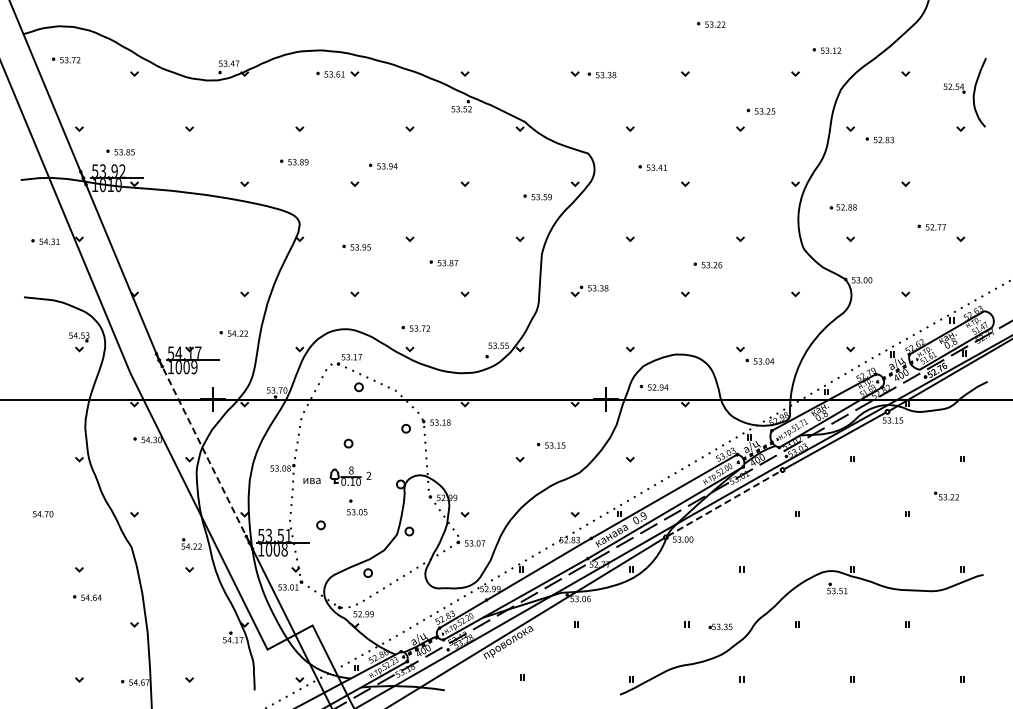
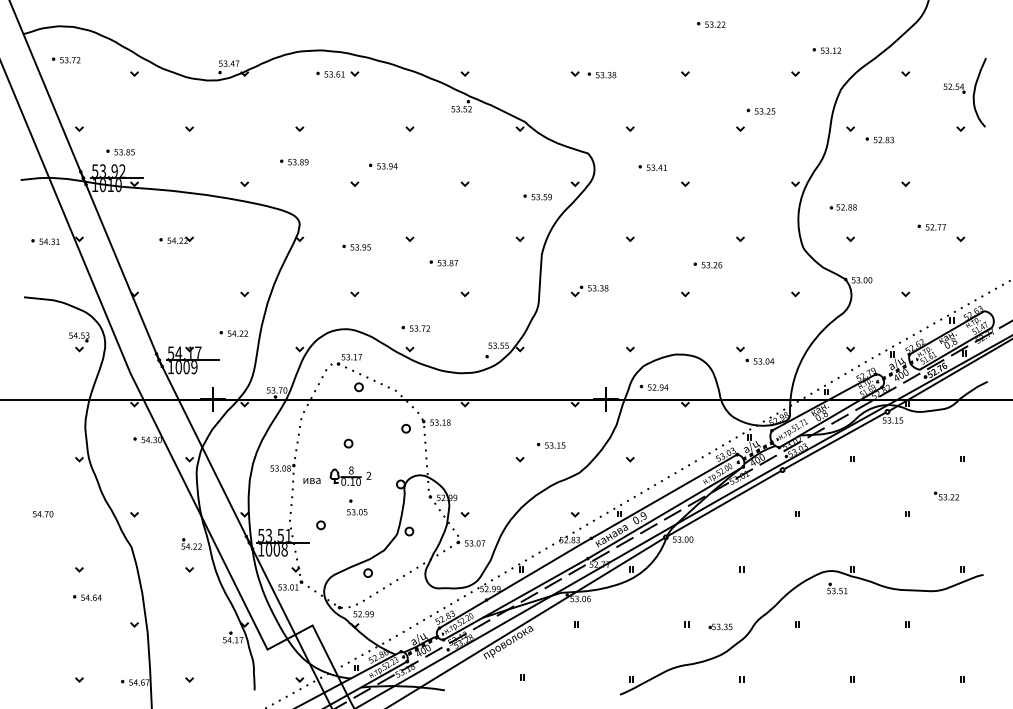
part: none -> present (176, 239)
line: dashed -> solid (204, 451)
line: dashed -> solid (724, 503)
